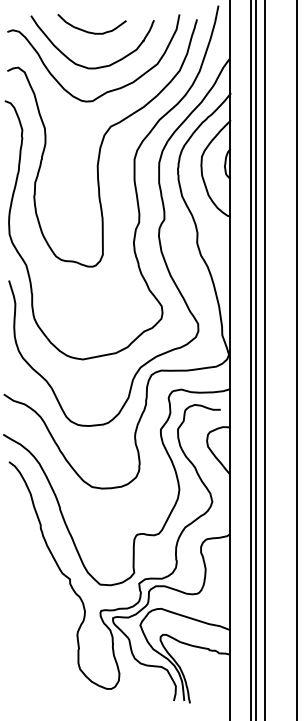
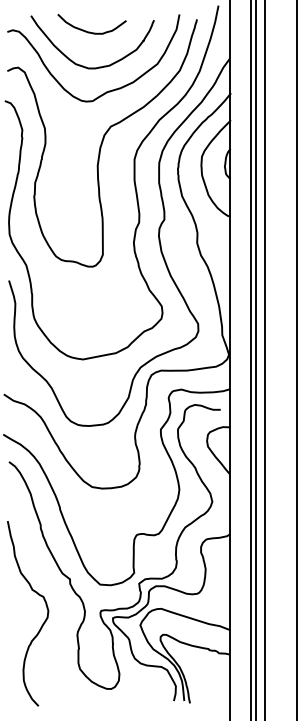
curve: none -> present (42, 623)
